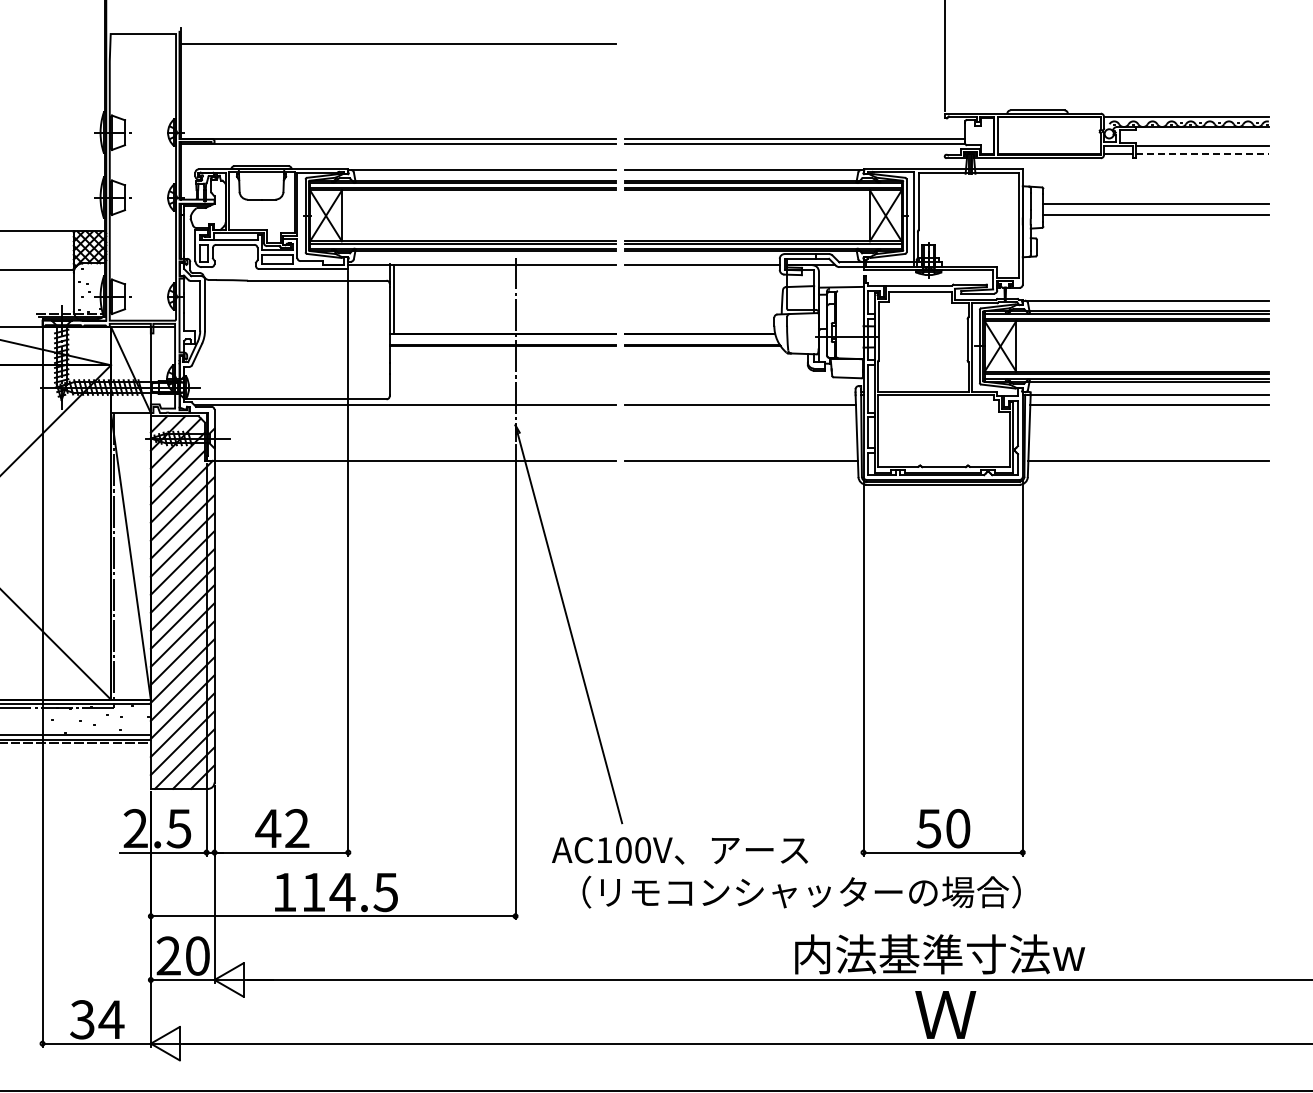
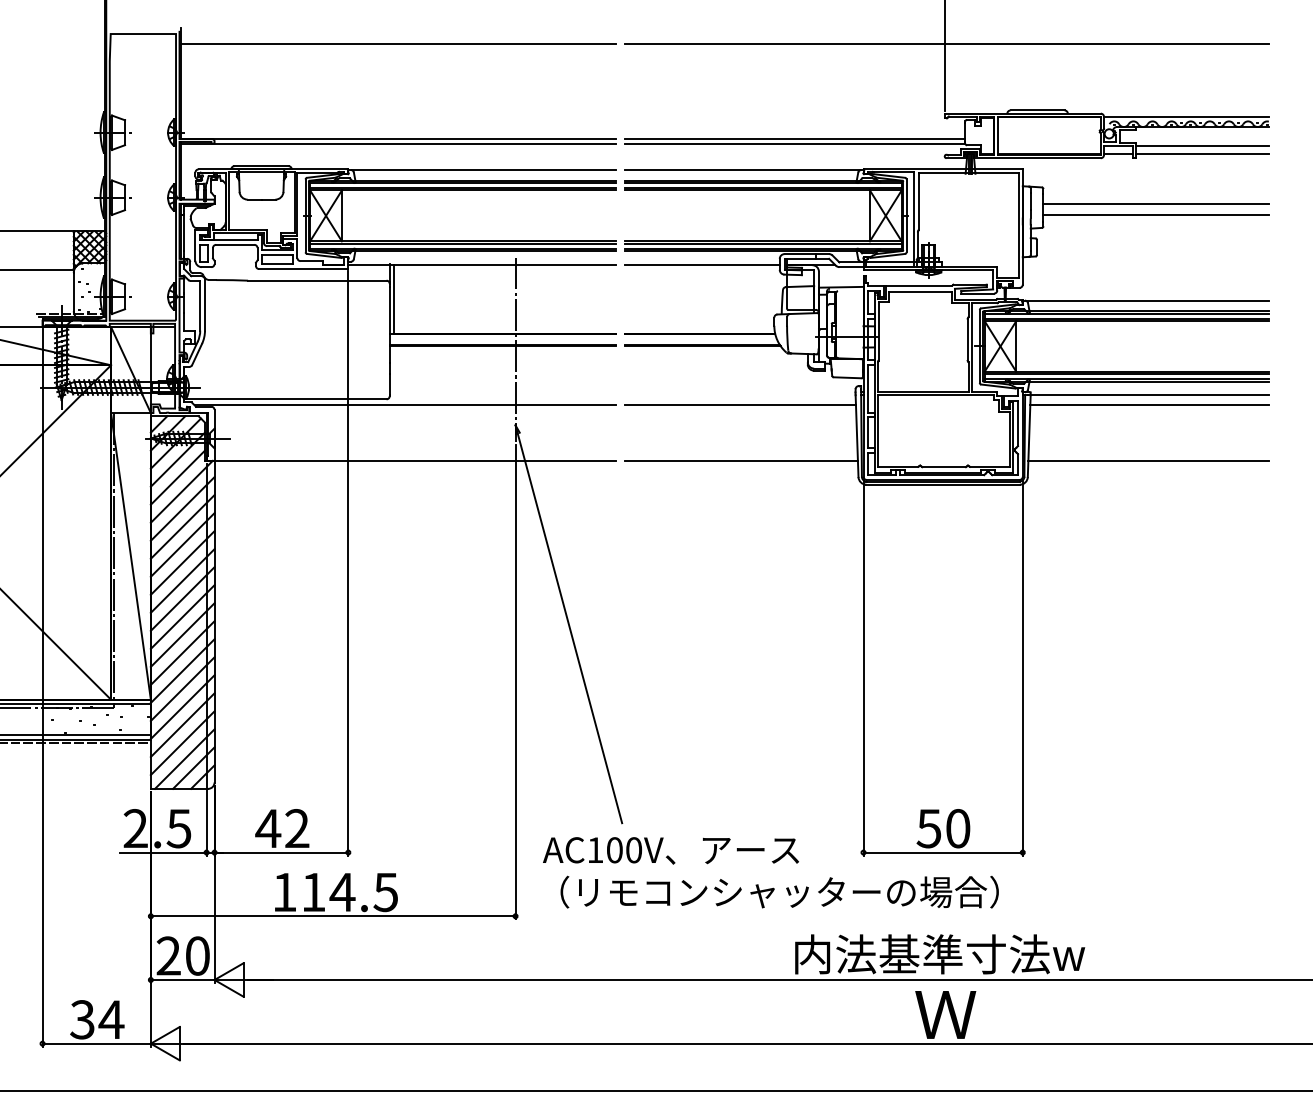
line: none -> present (946, 43)
line: dashed -> solid (1202, 154)
text position: (679, 850) -> (670, 850) (670, 850)
text position: (801, 891) -> (779, 891) (779, 891)
